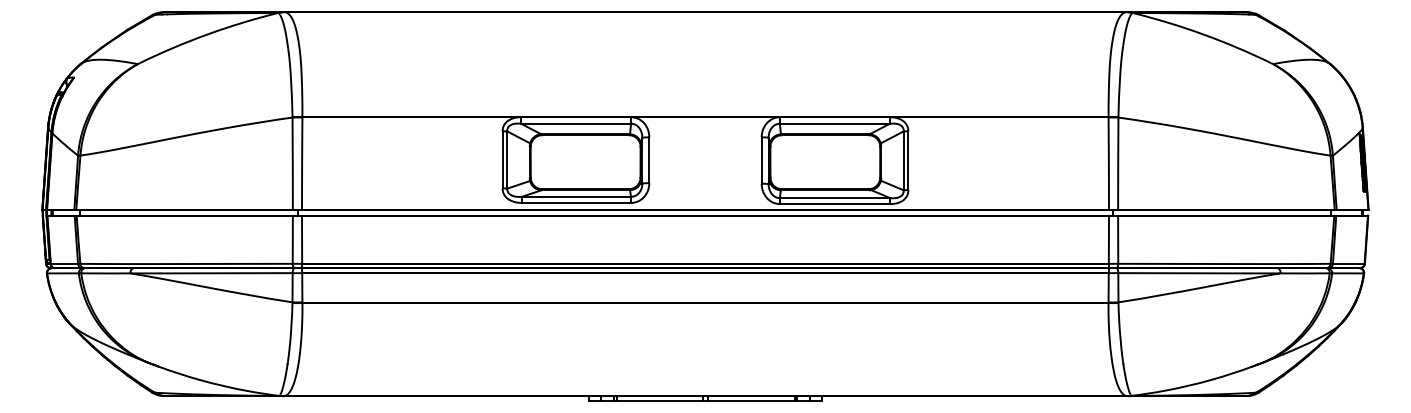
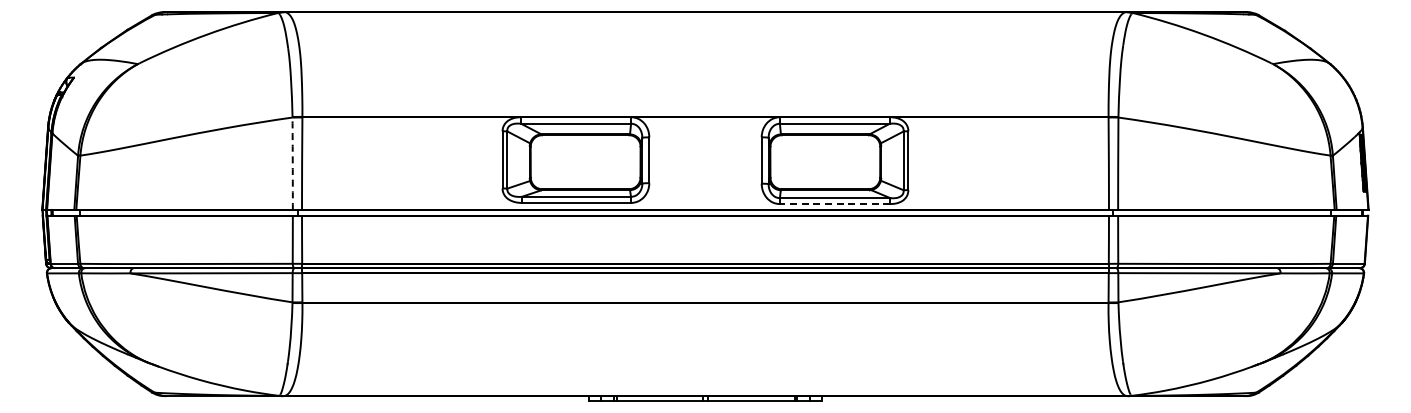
arc: solid -> dashed (292, 163)
line: solid -> dashed (834, 204)
